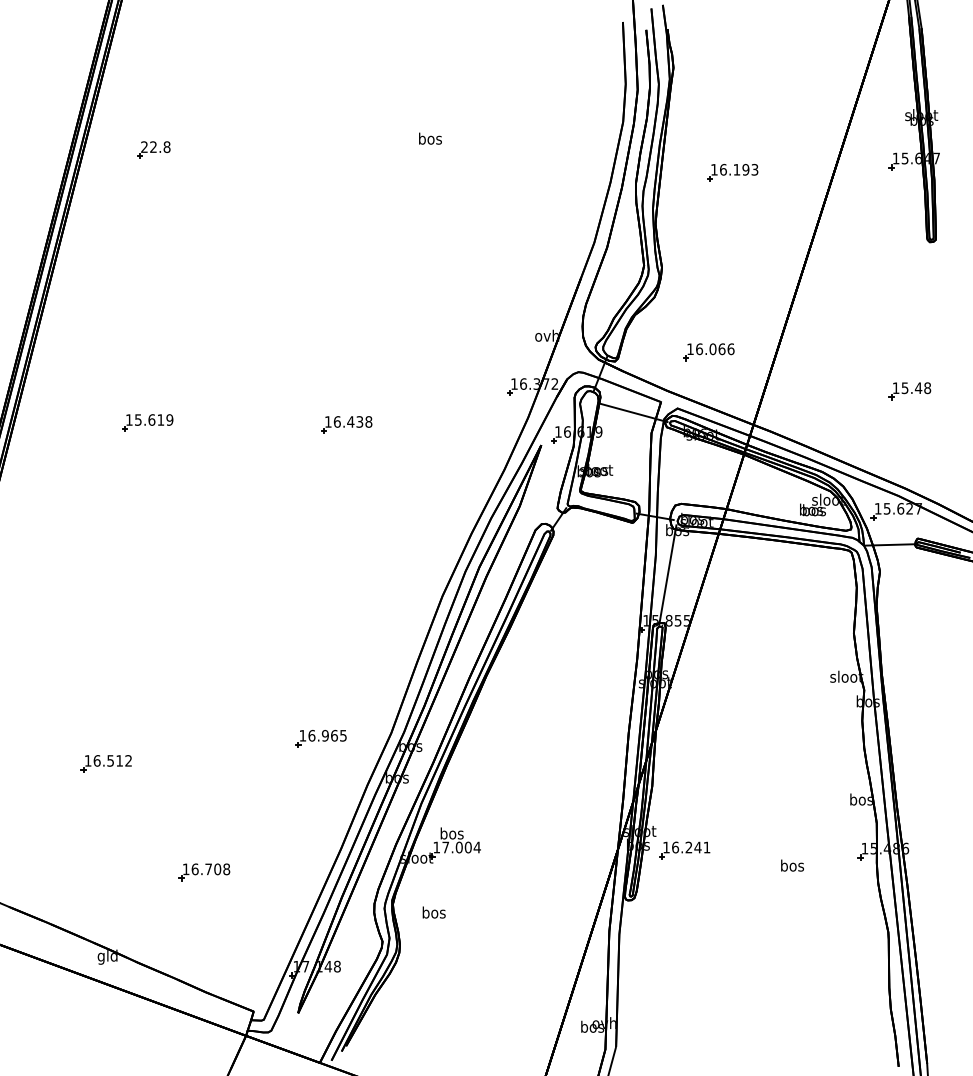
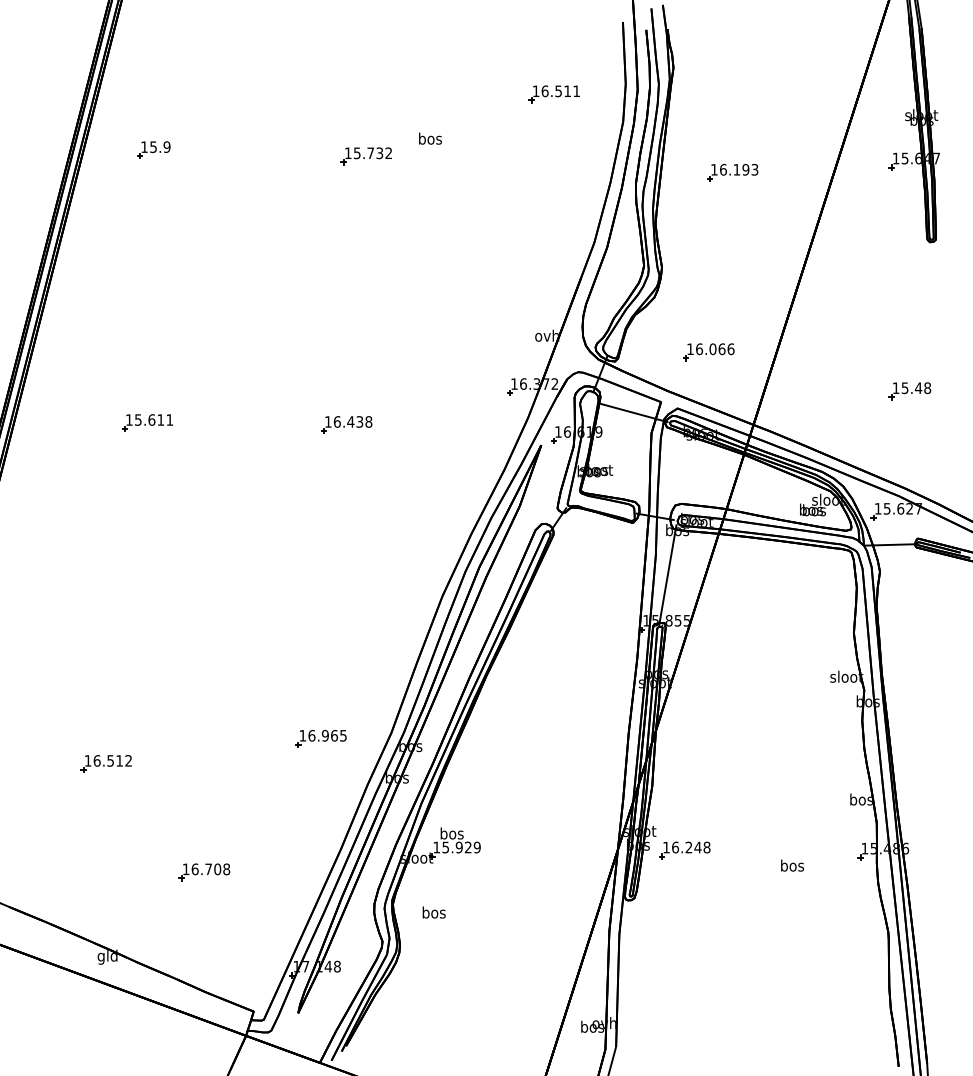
part: none -> present (553, 94)
text: 22.8 -> 15.9 (155, 147)
part: none -> present (365, 156)
text: 15.619 -> 15.611 (169, 419)
text: 17.004 -> 15.929 (461, 847)
text: 16.241 -> 16.248 (706, 847)
